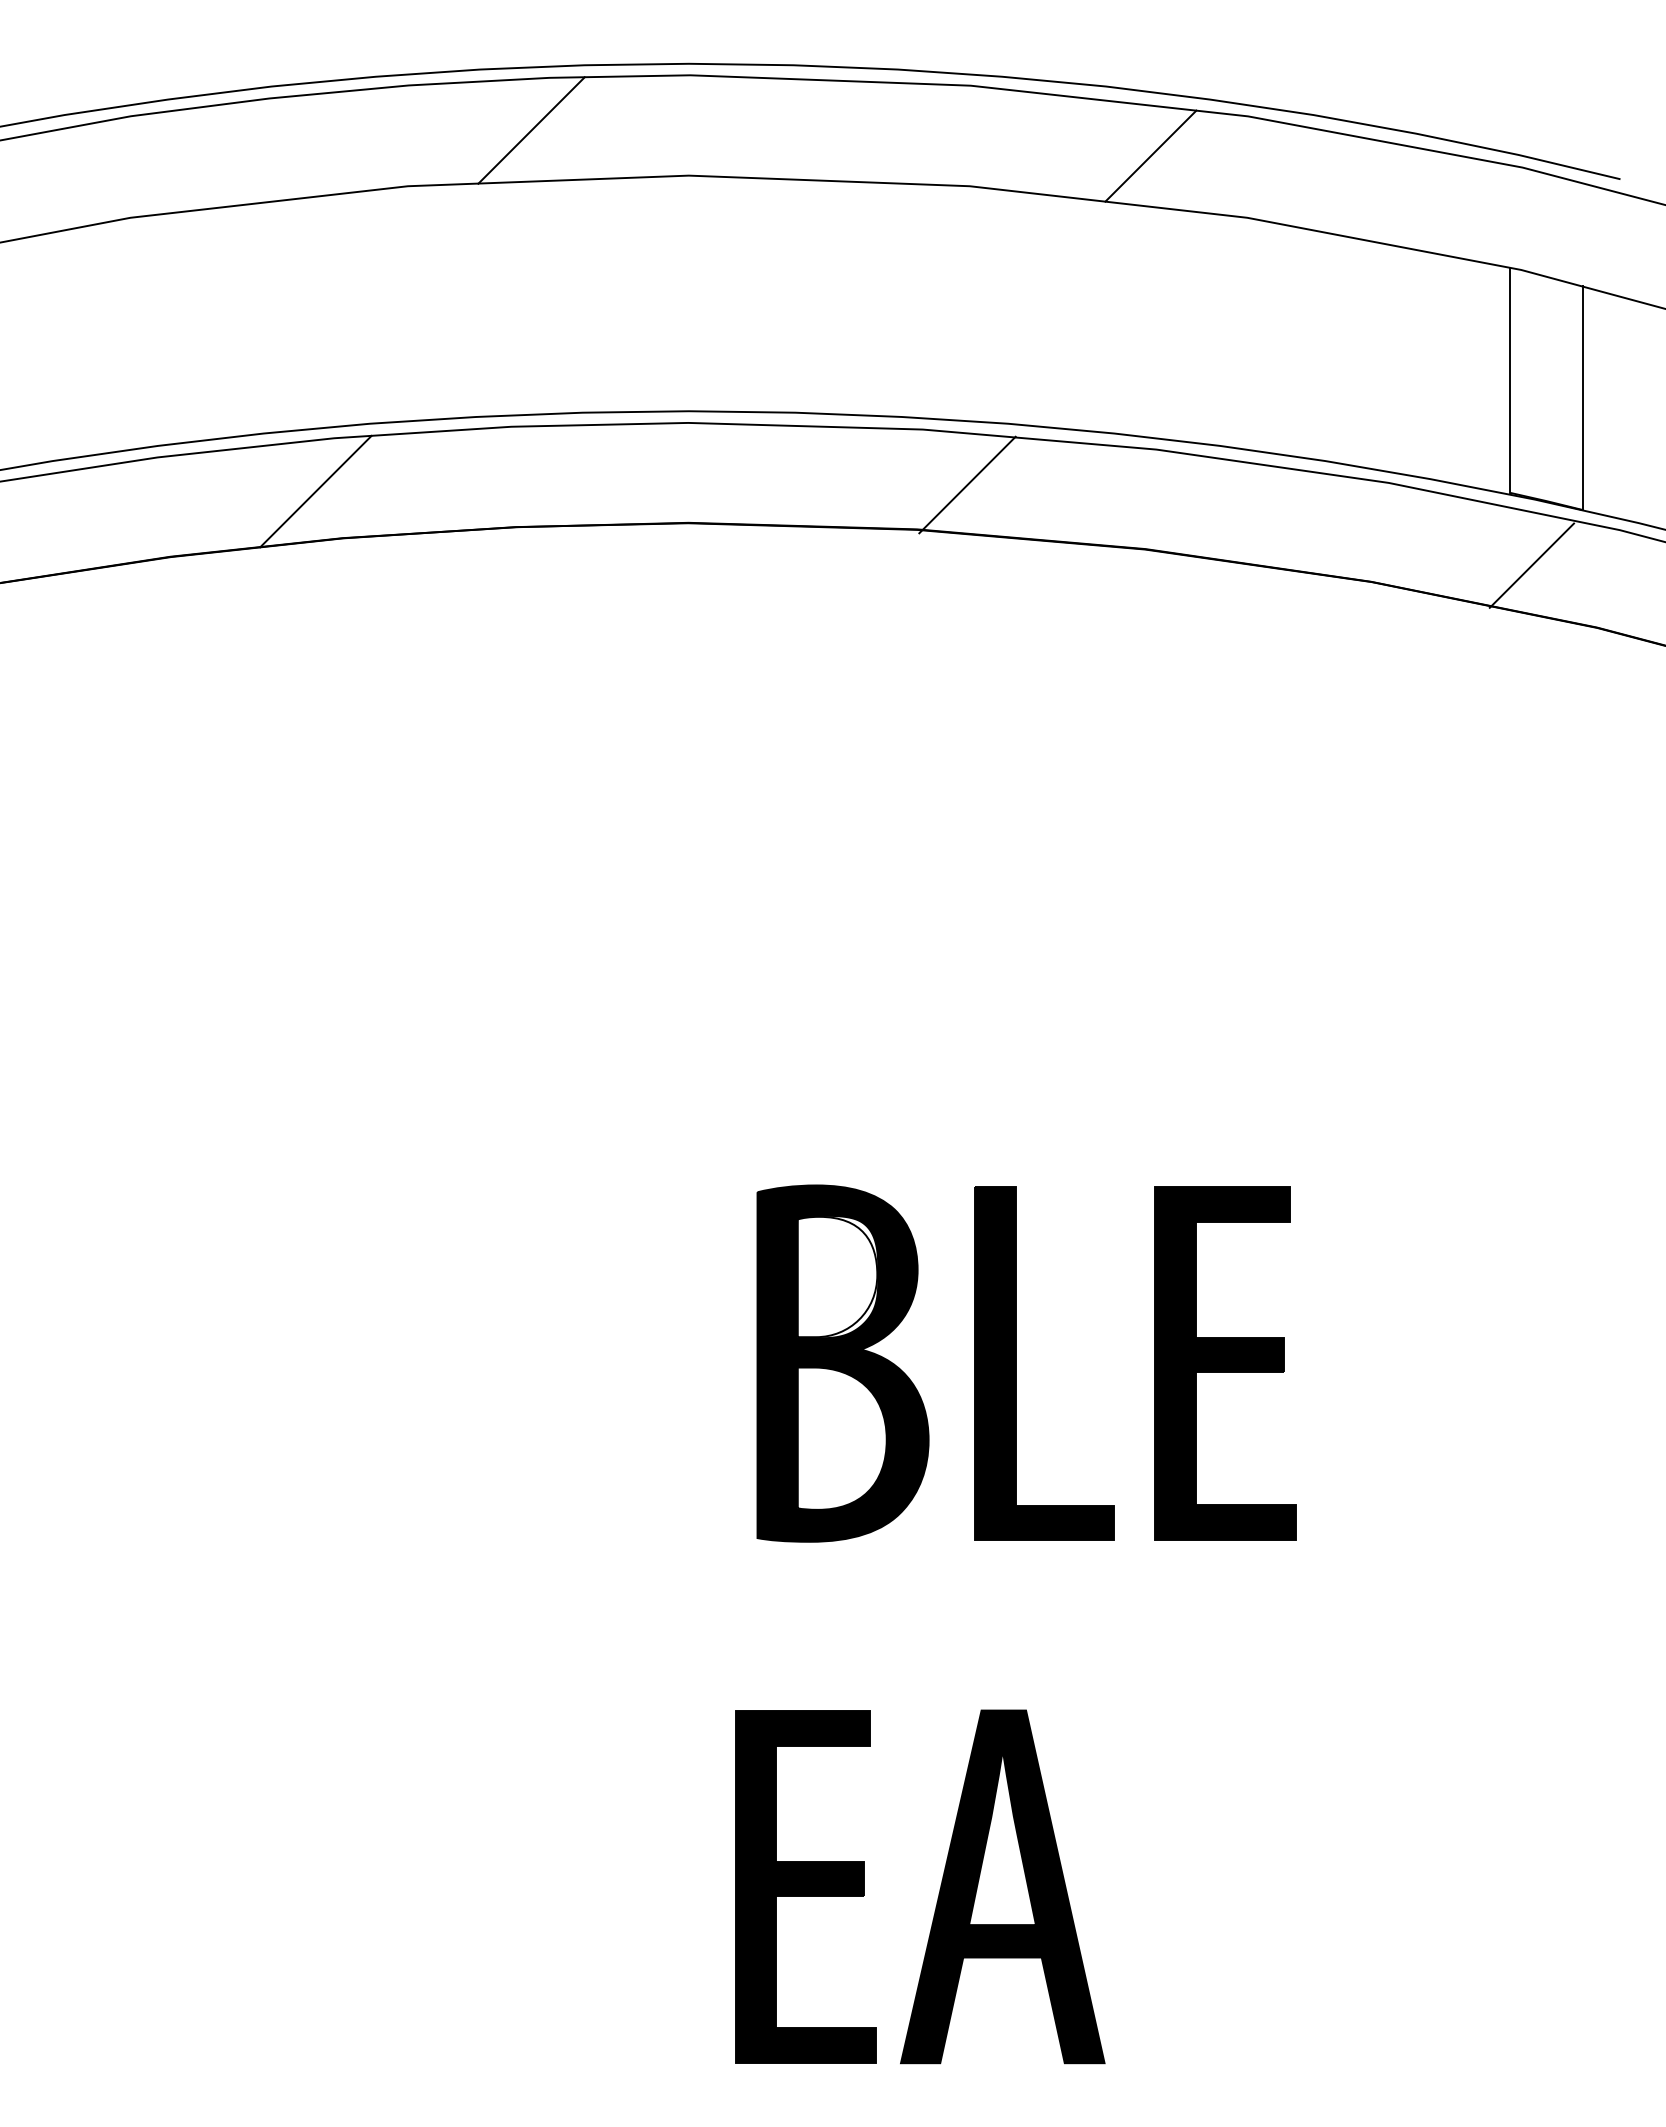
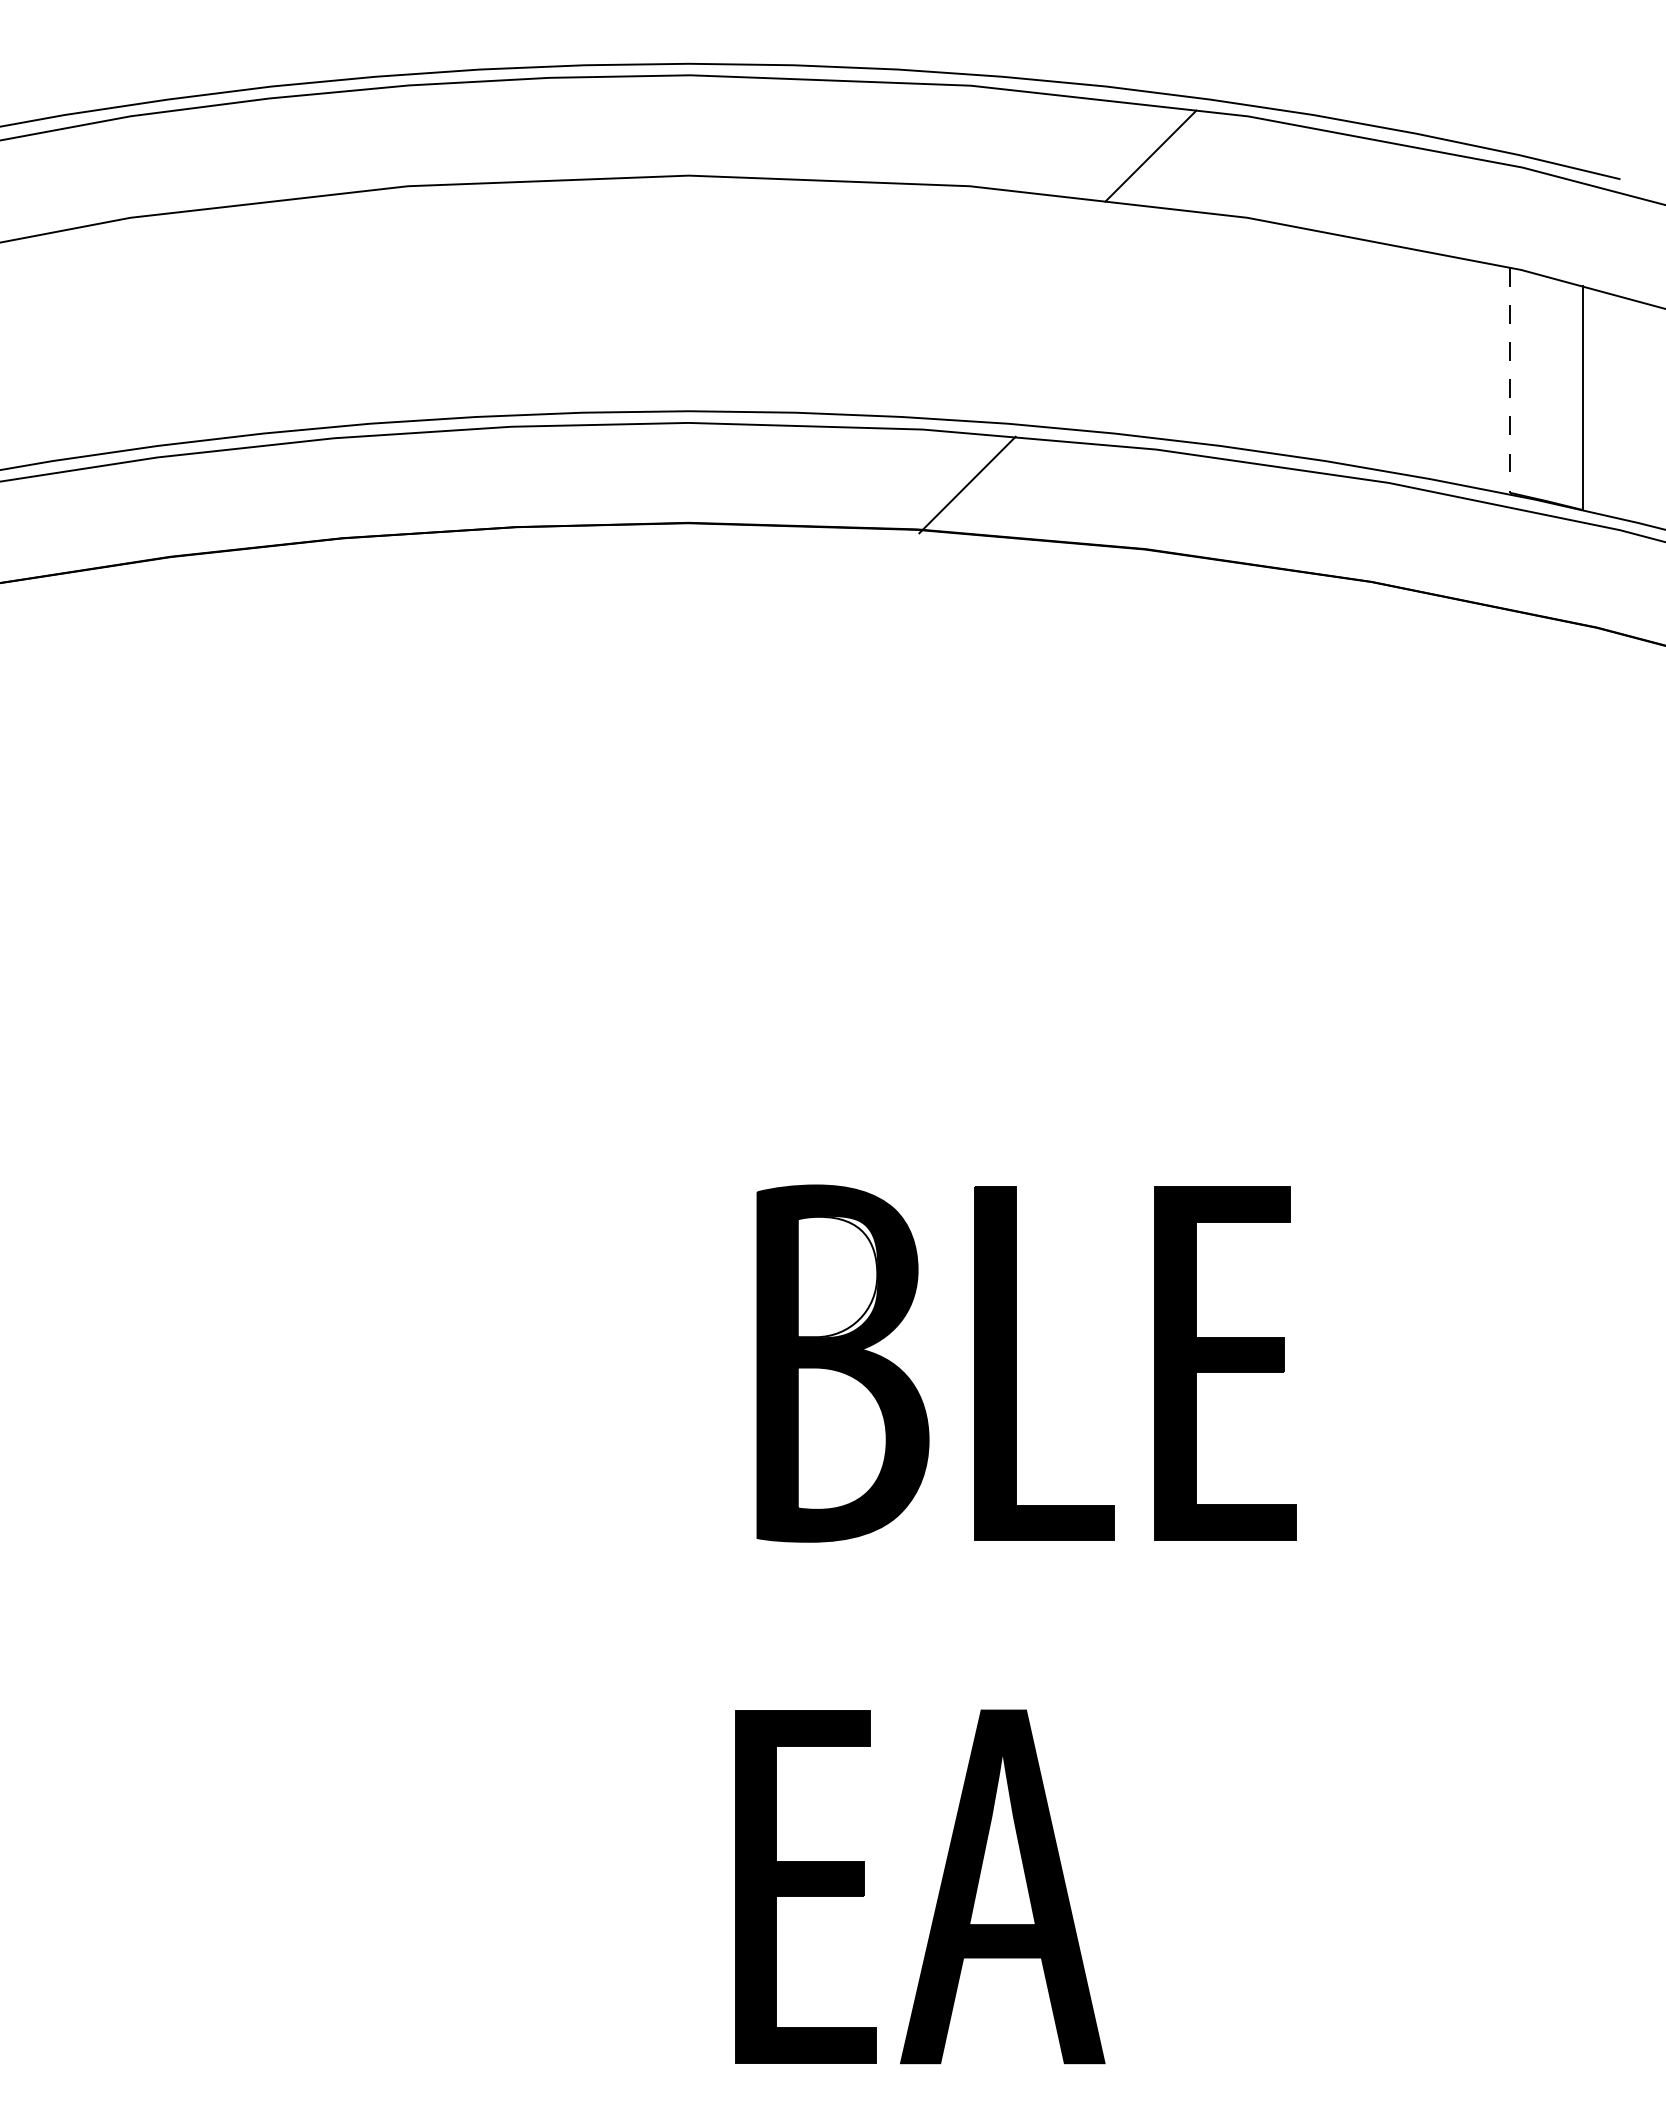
line: present -> none (531, 130)
line: solid -> dashed (1510, 380)
line: present -> none (315, 491)
line: present -> none (1531, 565)
